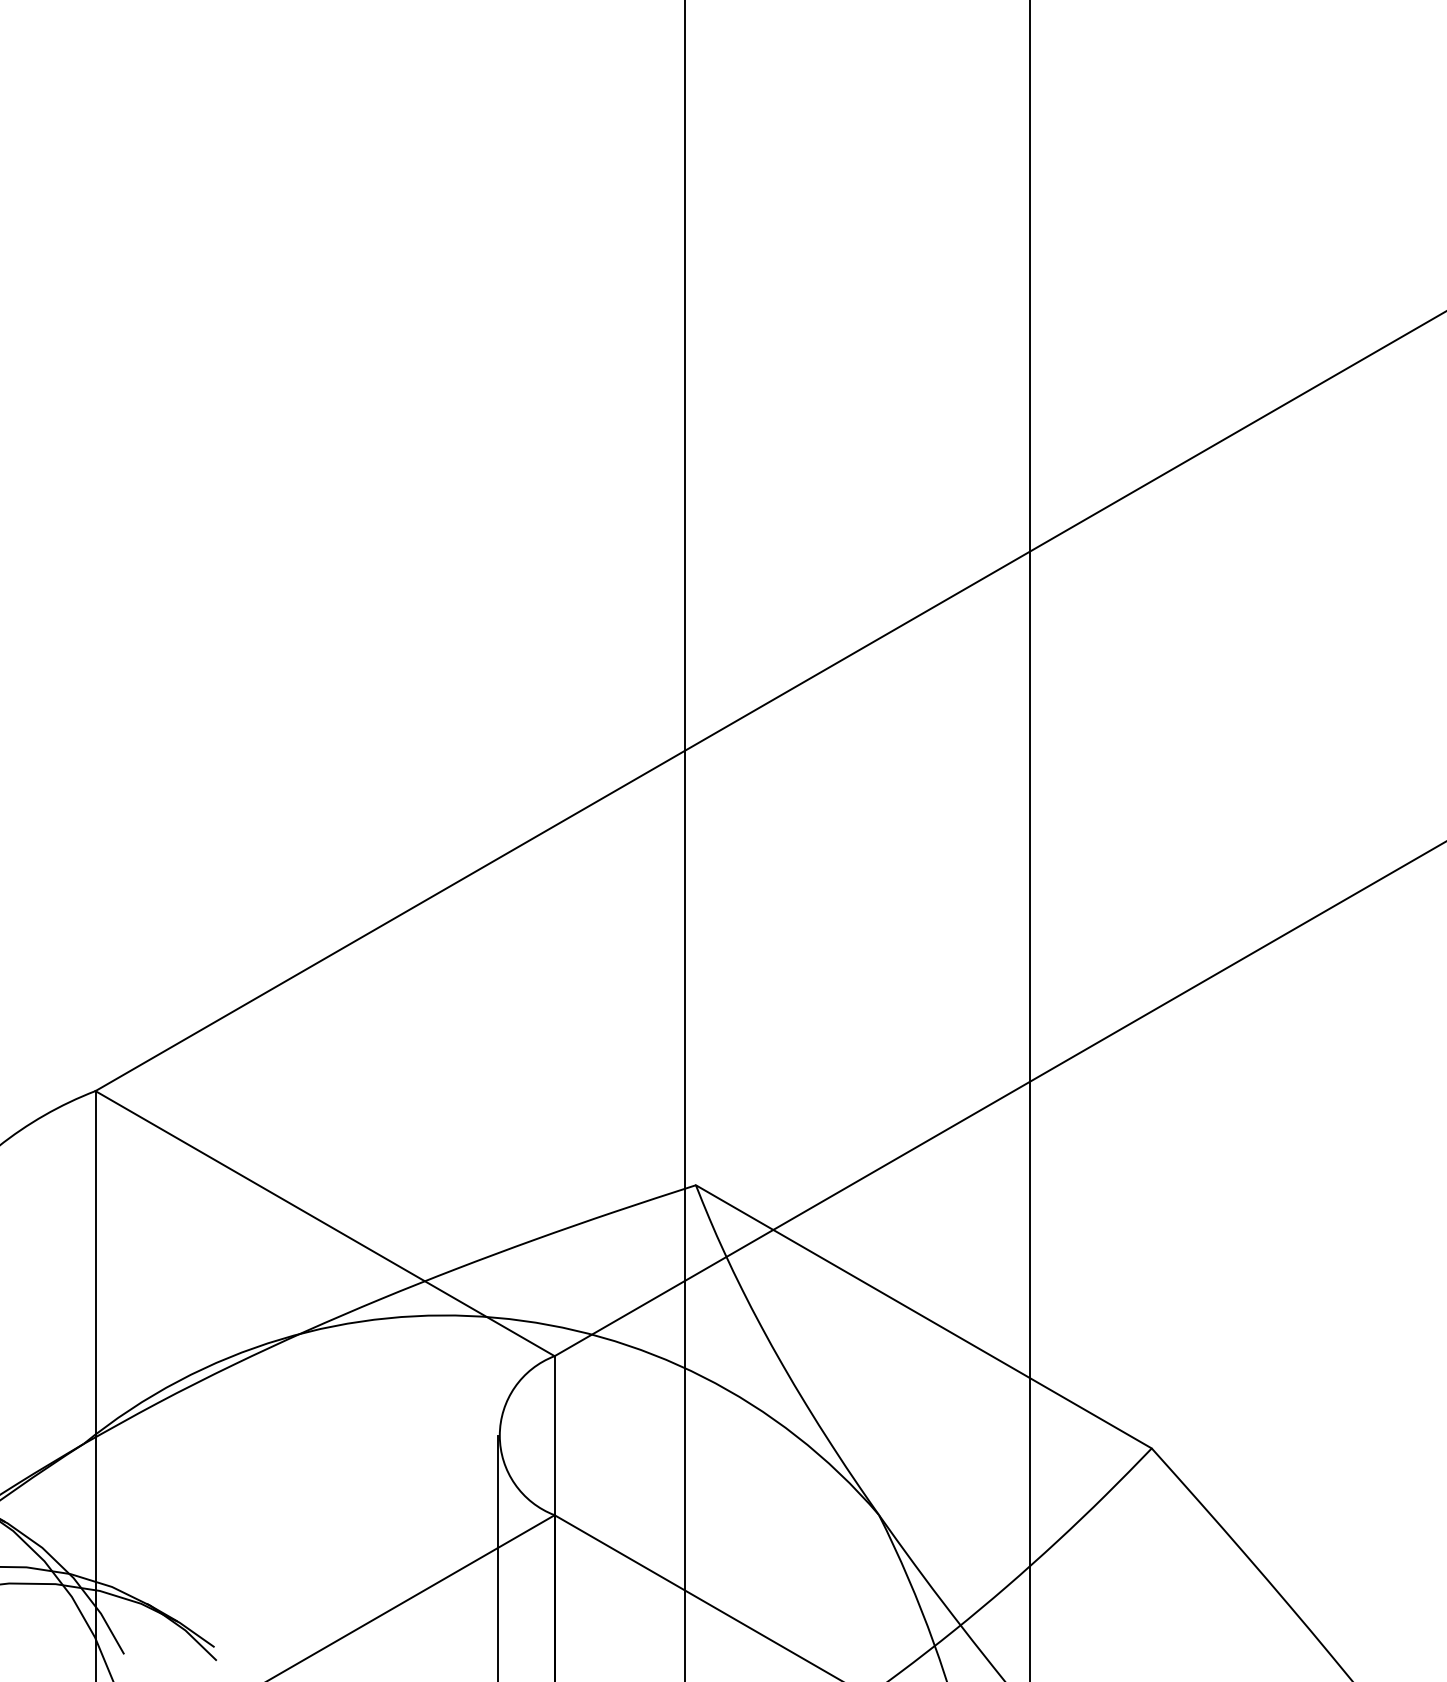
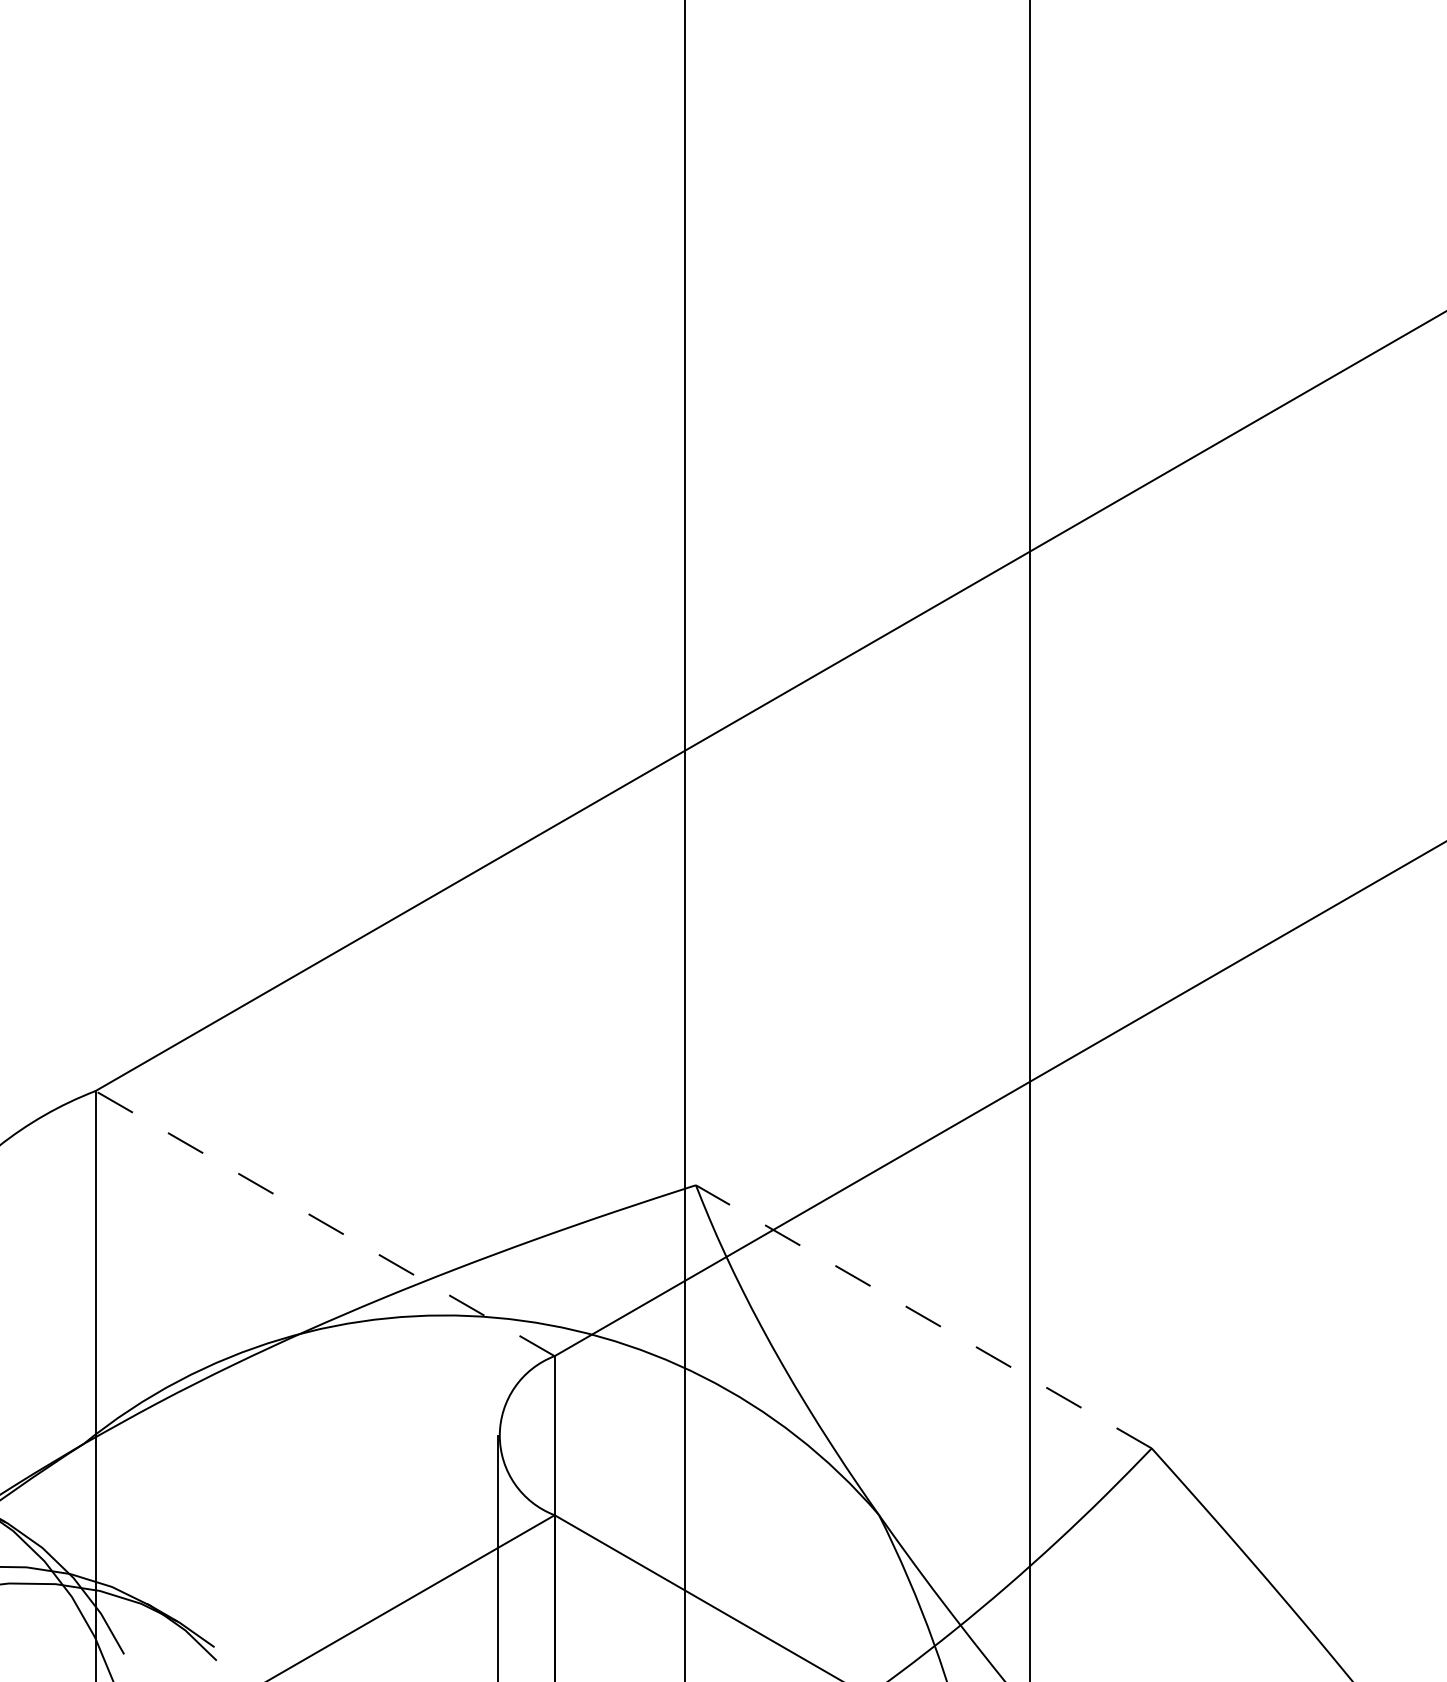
line: solid -> dashed (324, 1223)
line: solid -> dashed (923, 1316)
